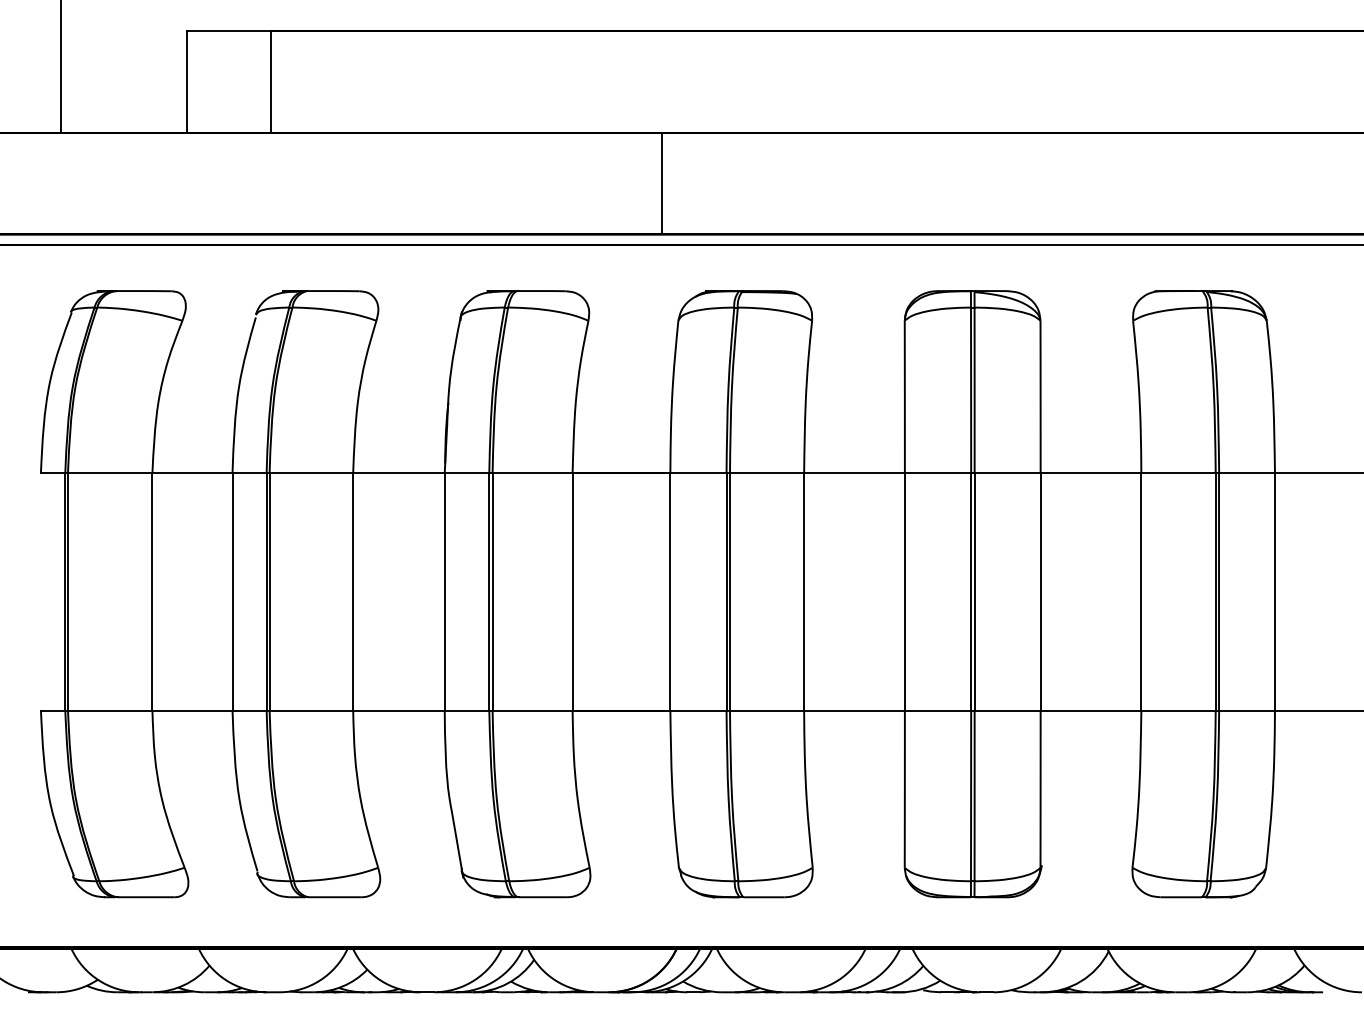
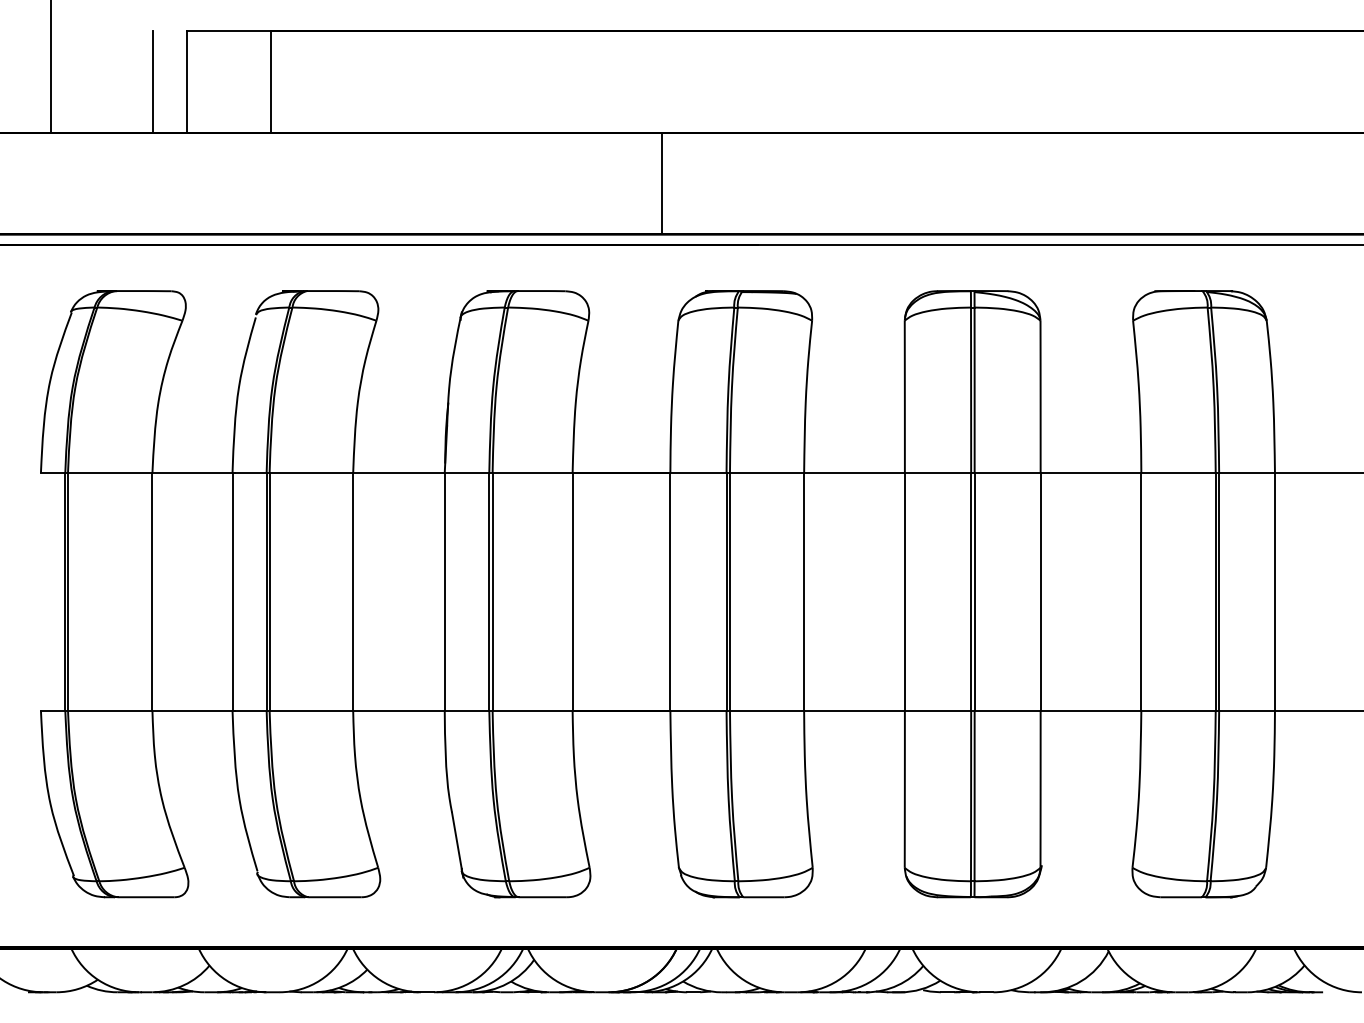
line position: (60, 67) -> (50, 67) (50, 67)
line: none -> present (152, 81)
